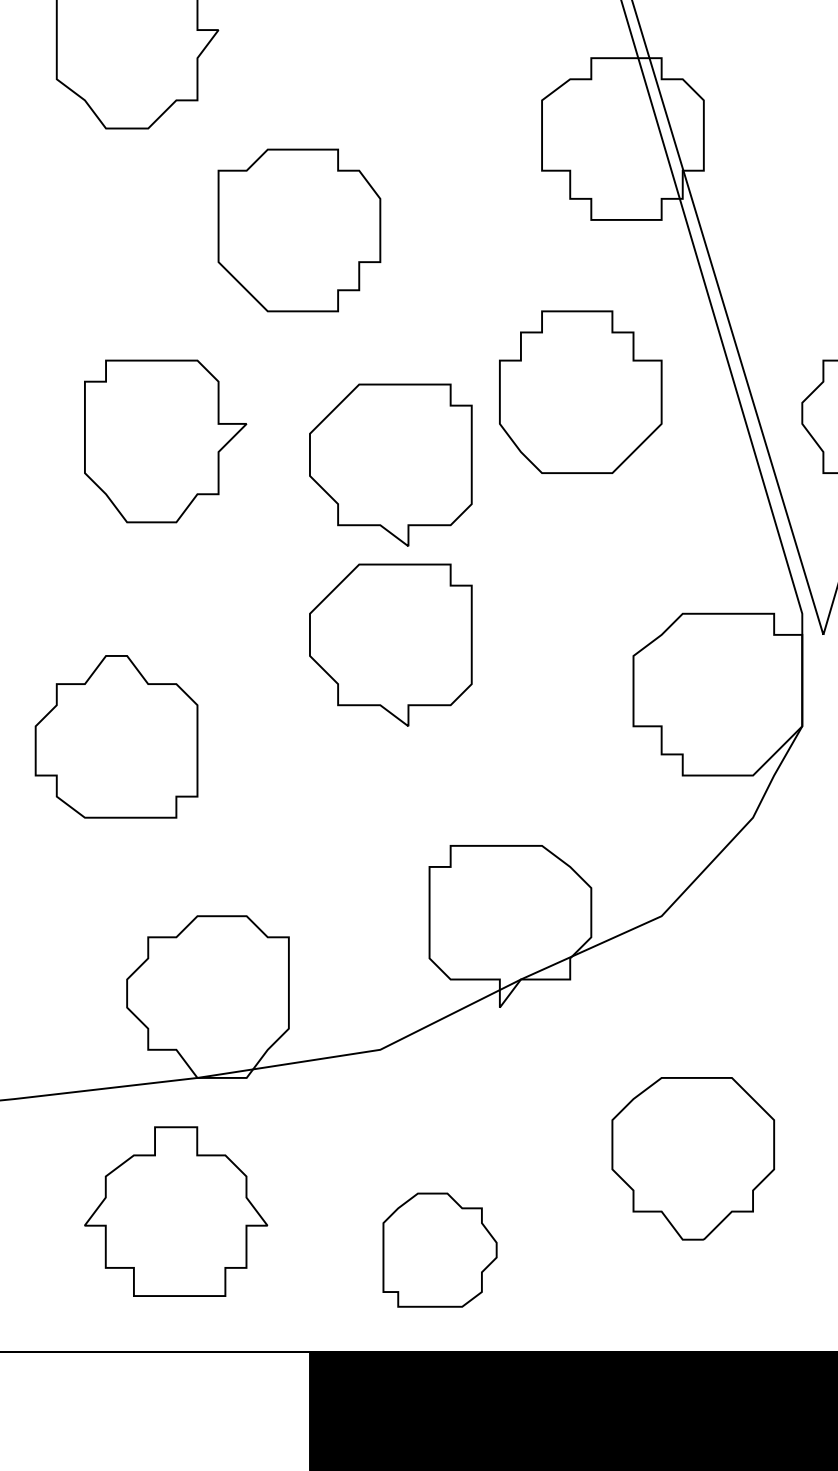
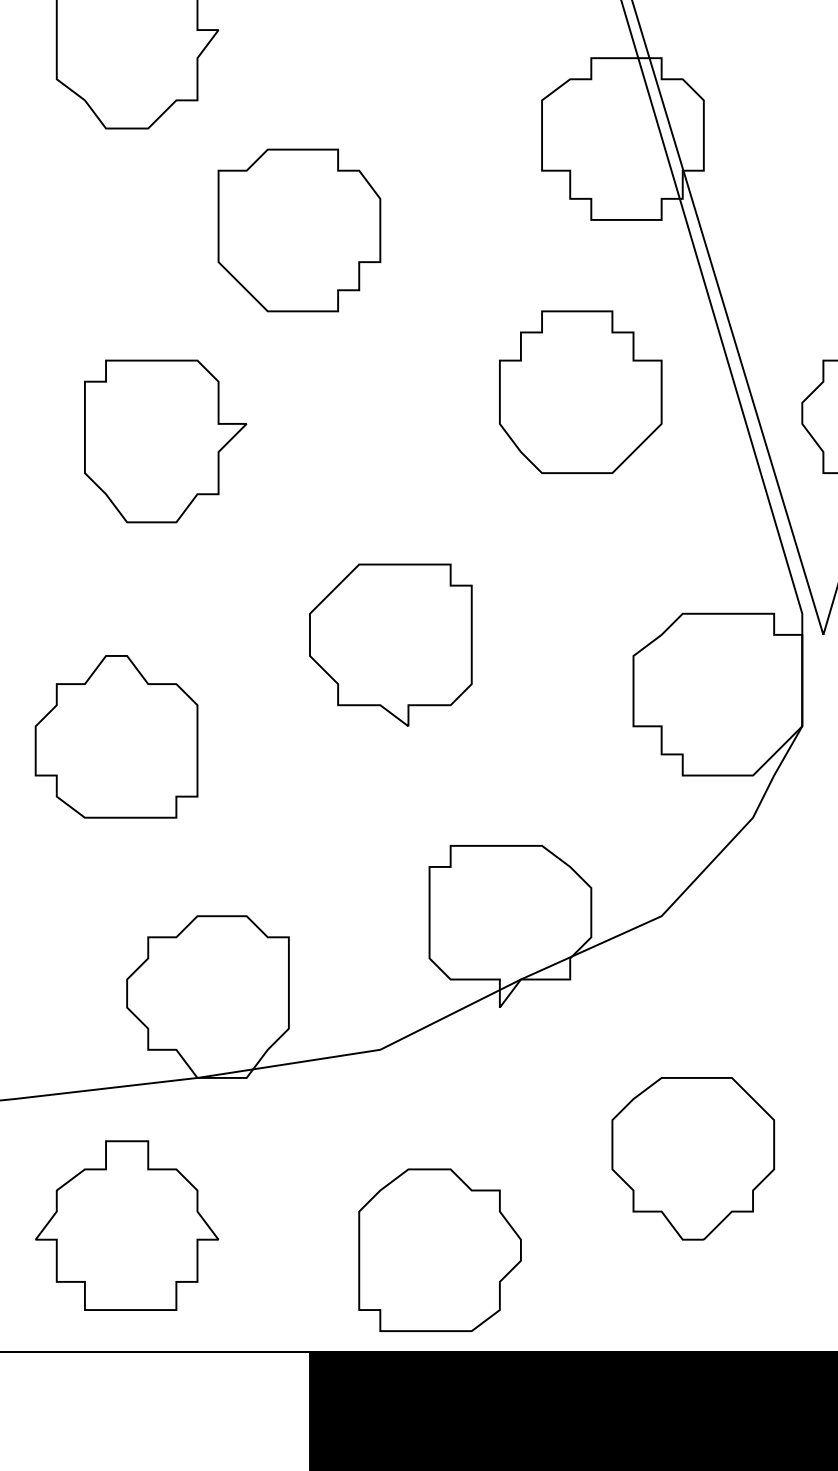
part: present -> none (390, 464)
part position: (176, 1211) -> (127, 1225) (127, 1225)
part size: 116x116 px -> 164x164 px (439, 1249)
